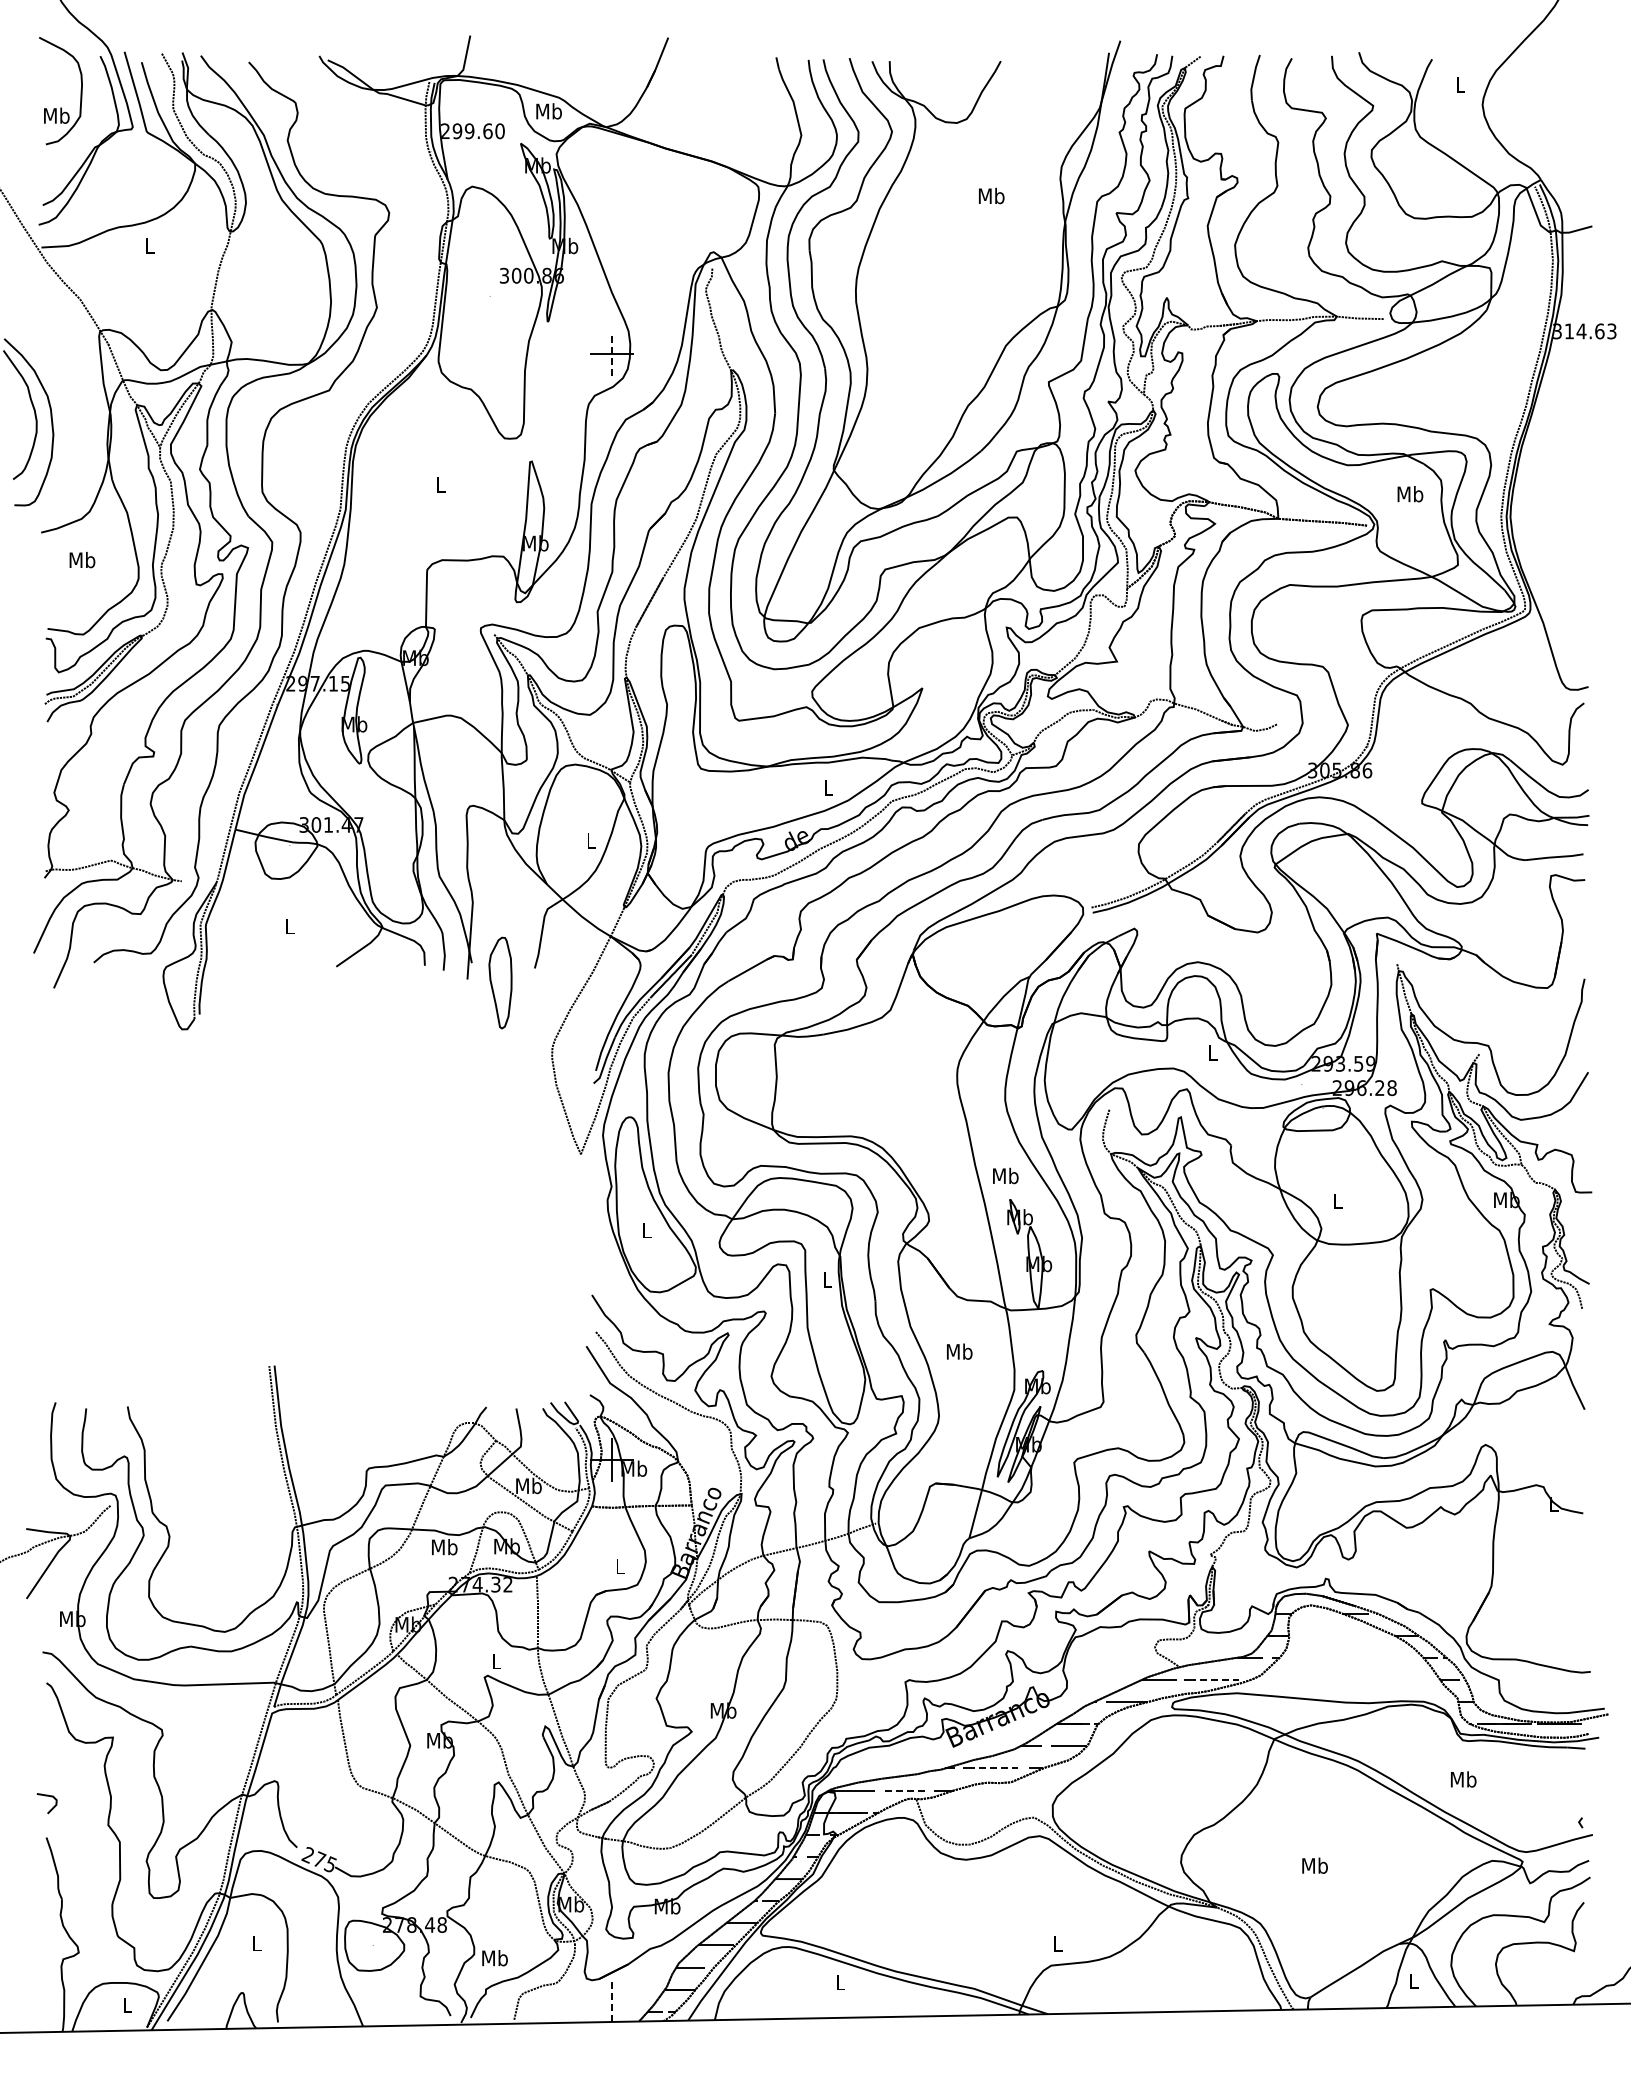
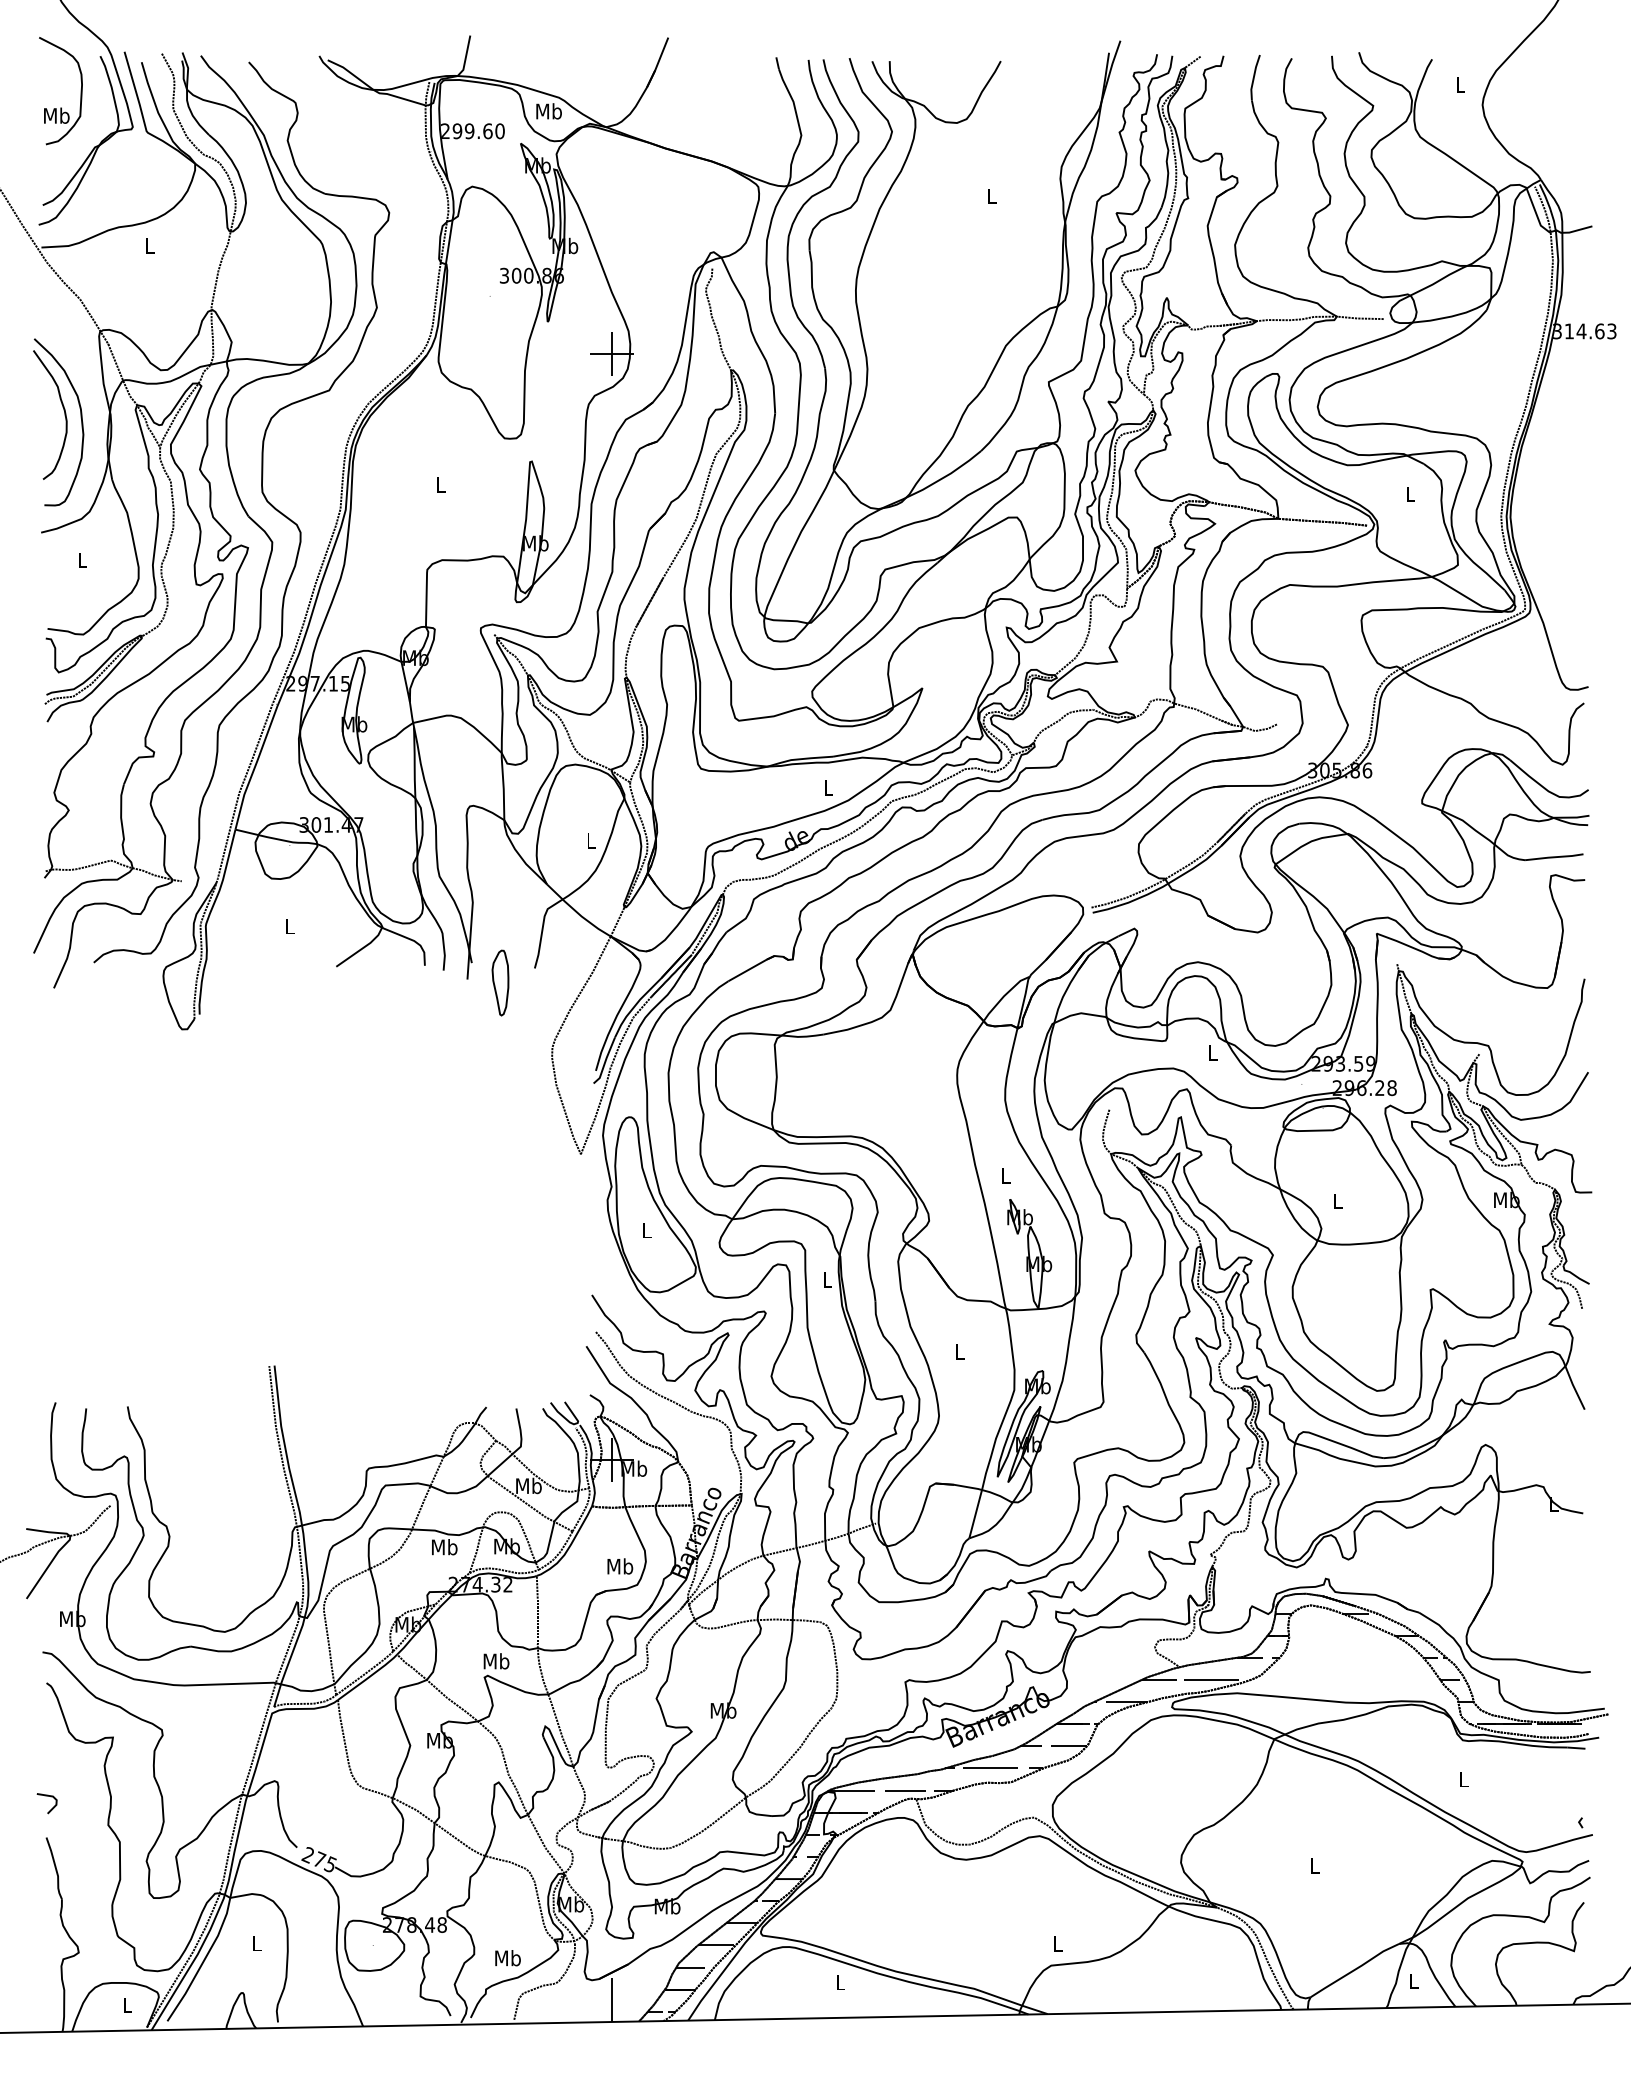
text: Mb -> L (991, 195)
line: dashed -> solid (611, 353)
part position: (35, 422) -> (65, 422) (65, 422)
text: Mb -> L (1410, 494)
text: Mb -> L (82, 559)
part size: 25x94 px -> 19x68 px (500, 982)
text: Mb -> L (1005, 1175)
text: Mb -> L (959, 1351)
text: L -> Mb (620, 1566)
text: L -> Mb (496, 1661)
line: dashed -> solid (1214, 1679)
line: dashed -> solid (993, 1768)
text: Mb -> L (1463, 1779)
line: dashed -> solid (905, 1790)
text: Mb -> L (1314, 1865)
text position: (494, 1958) -> (507, 1958) (507, 1958)
line: dashed -> solid (611, 1999)
